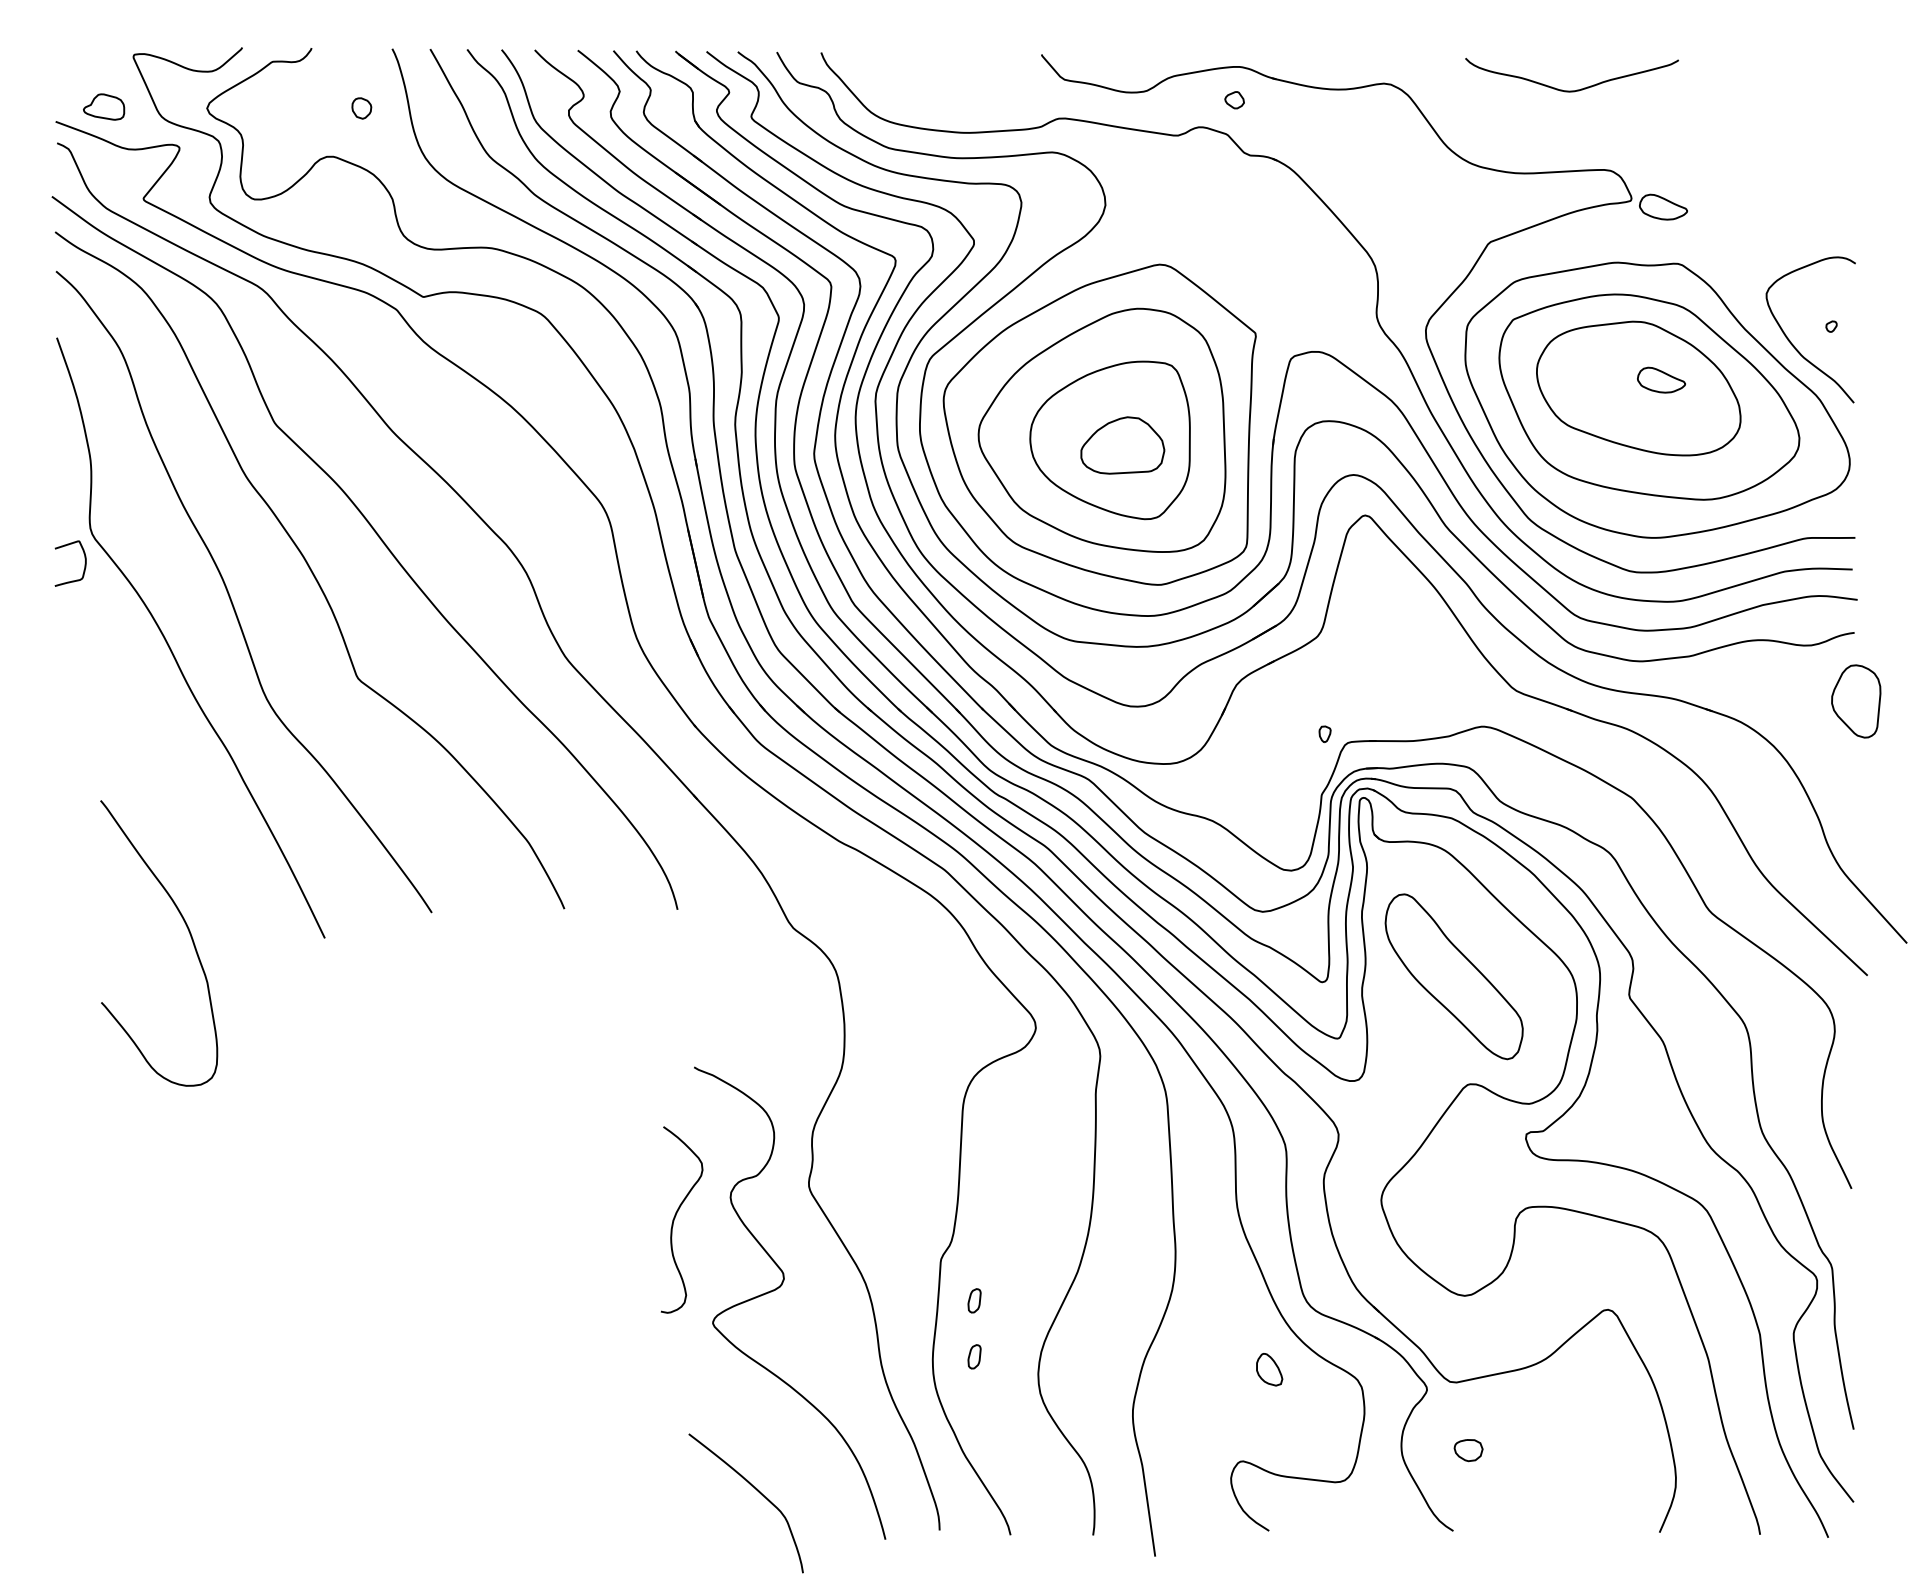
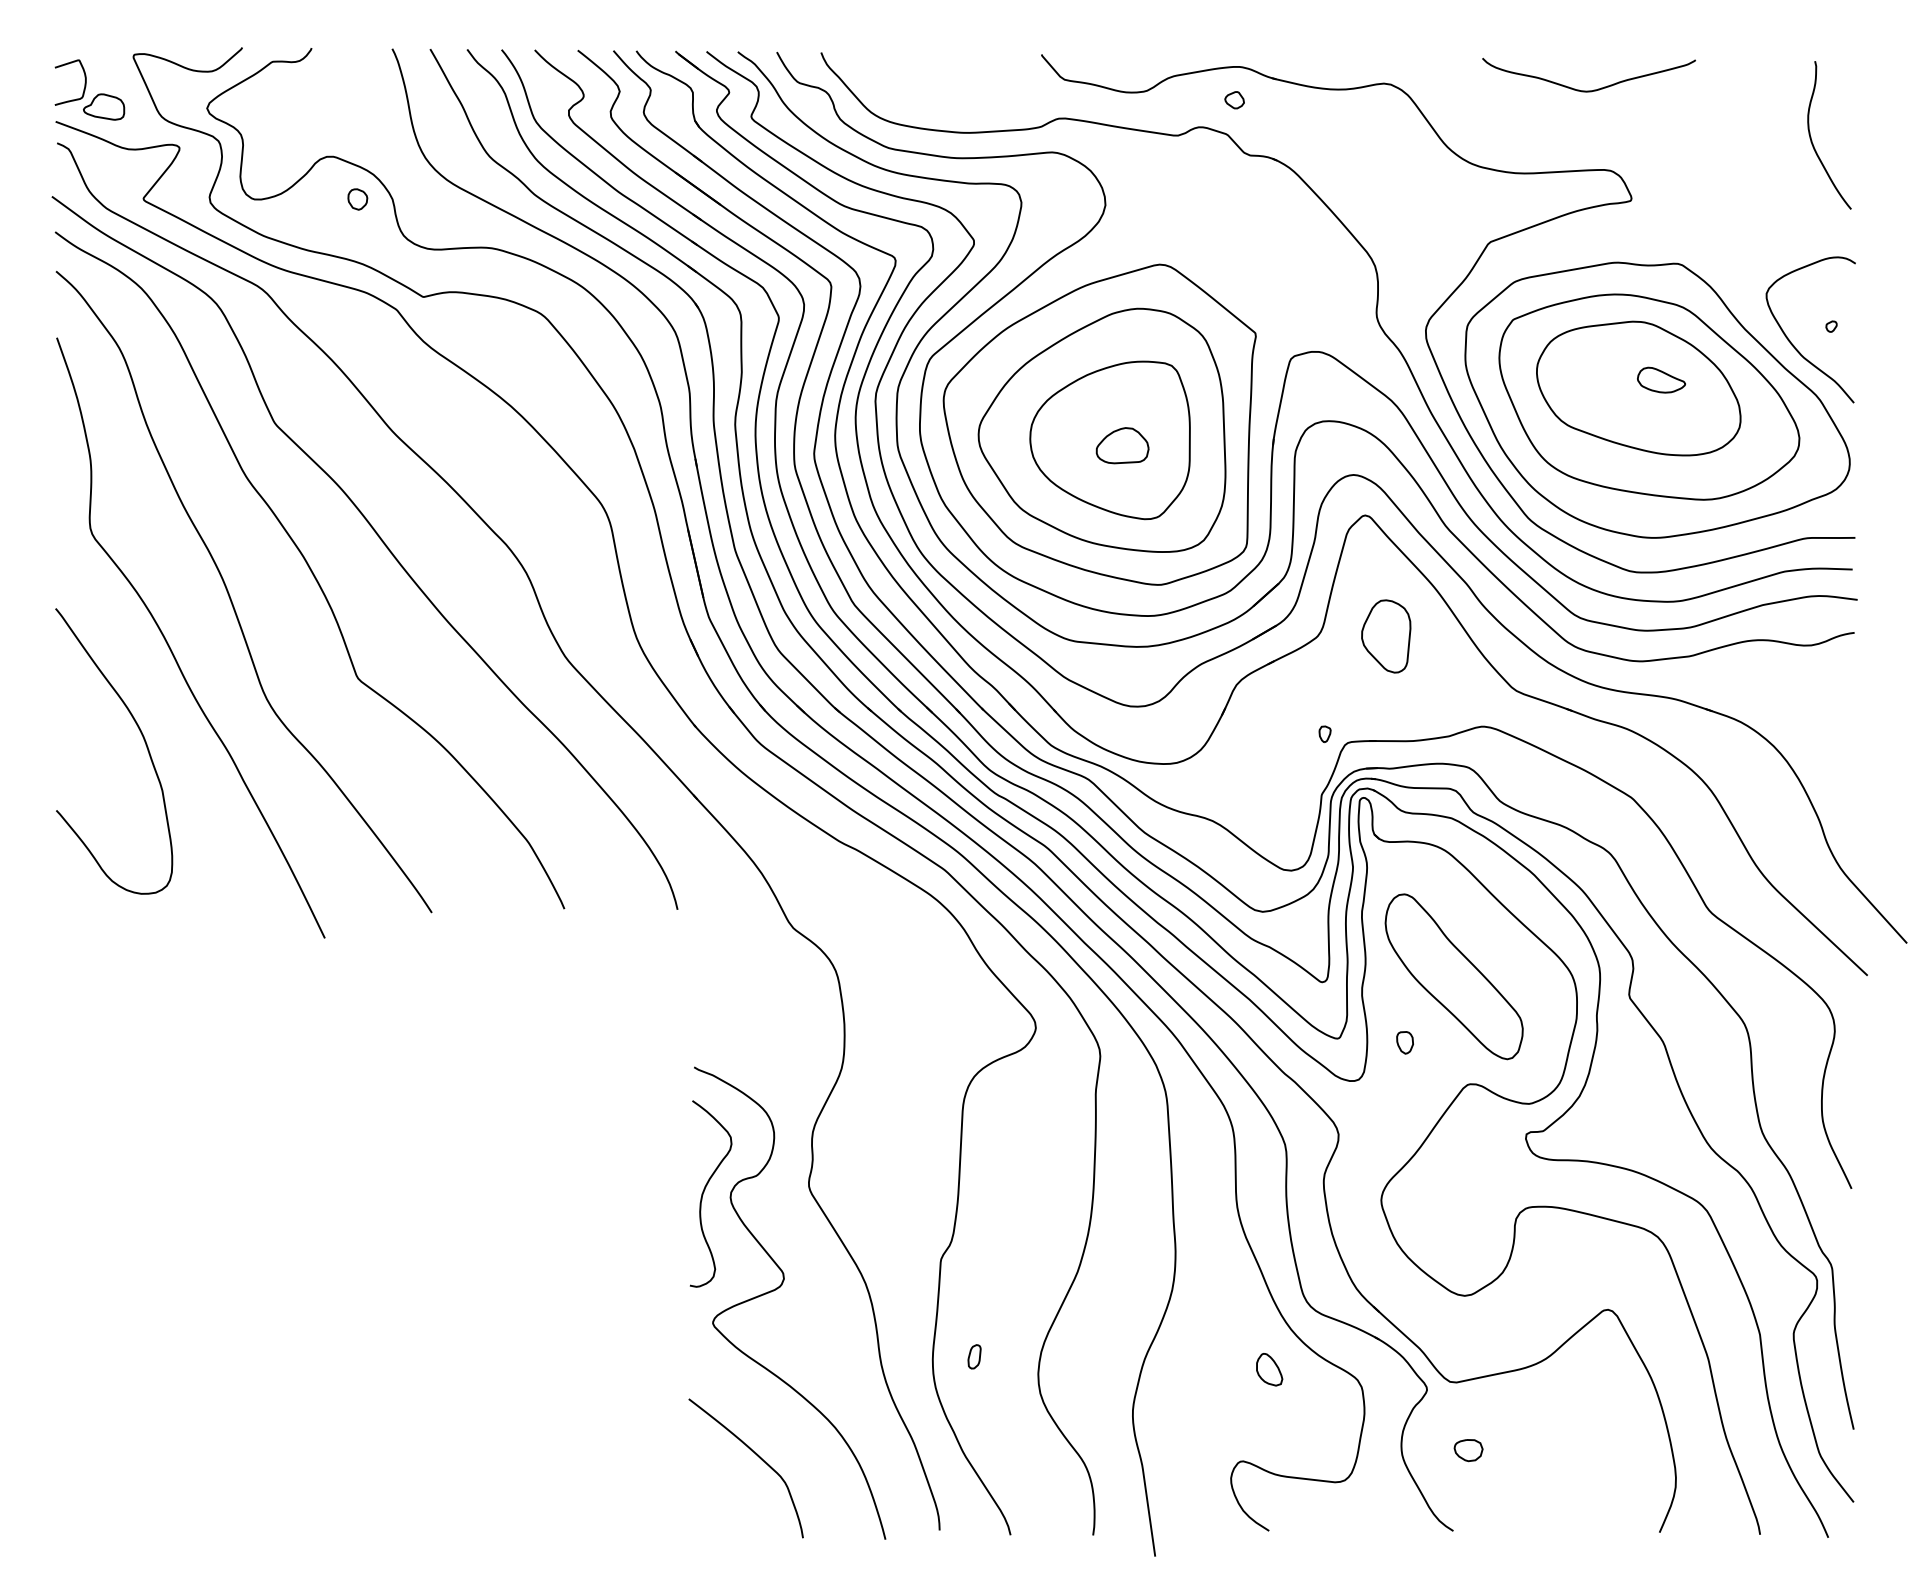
curve position: (1571, 90) -> (1588, 90) (1588, 90)
part position: (361, 108) -> (357, 199) (357, 199)
curve: none -> present (1812, 140)
part: present -> none (1663, 206)
part size: 86x59 px -> 55x38 px (1122, 445)
curve position: (84, 563) -> (84, 82) (84, 82)
part position: (1856, 701) -> (1386, 636) (1386, 636)
curve position: (187, 929) -> (142, 737) (142, 737)
part: none -> present (1404, 1042)
curve position: (675, 1218) -> (704, 1192) (704, 1192)
part: present -> none (974, 1300)
curve position: (757, 1491) -> (757, 1456) (757, 1456)
